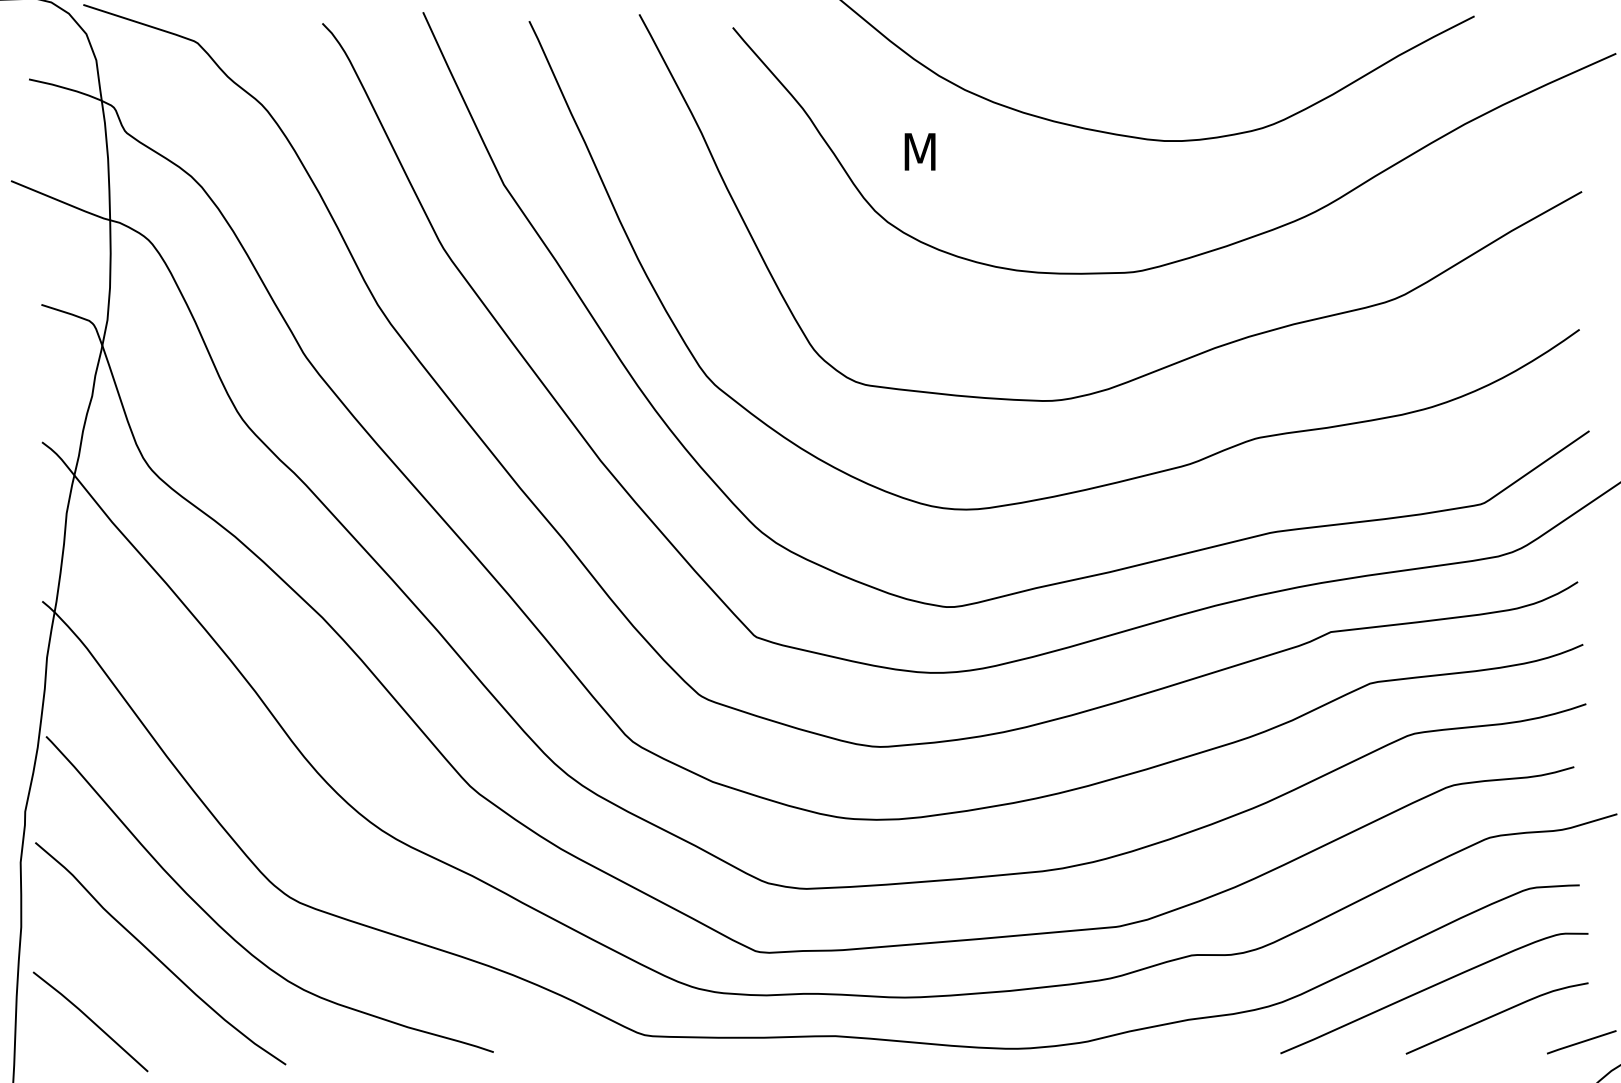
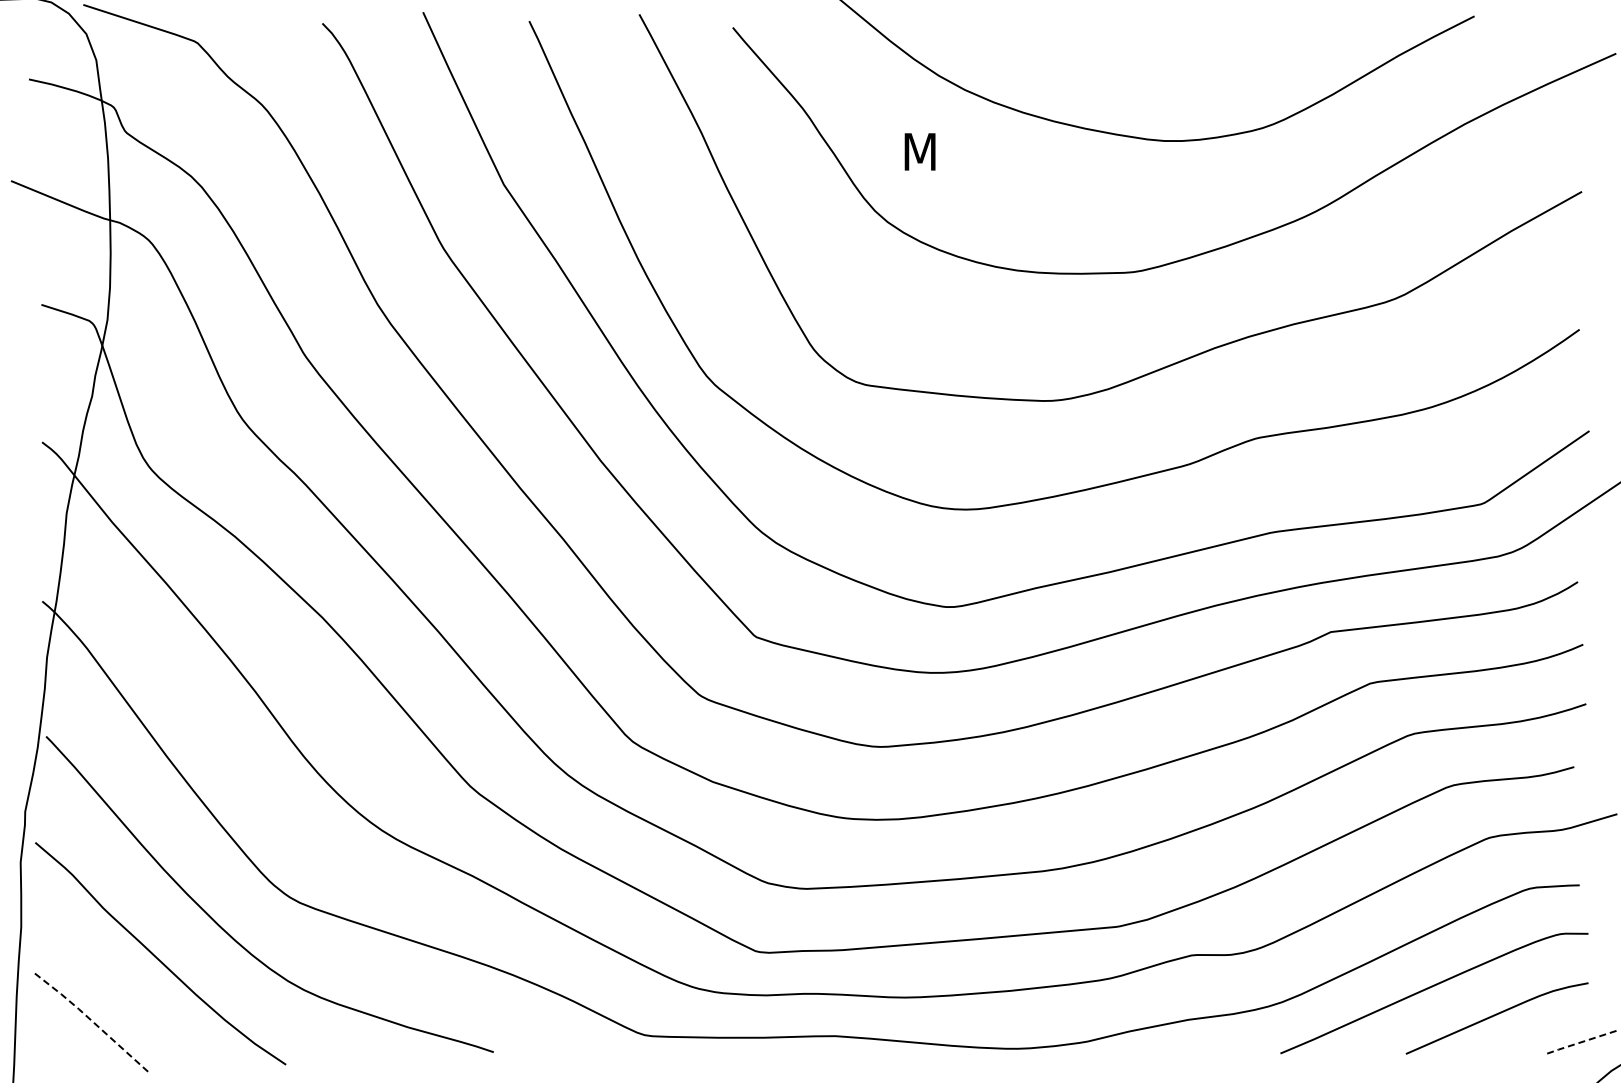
line: solid -> dashed (90, 1019)
line: solid -> dashed (1580, 1042)
